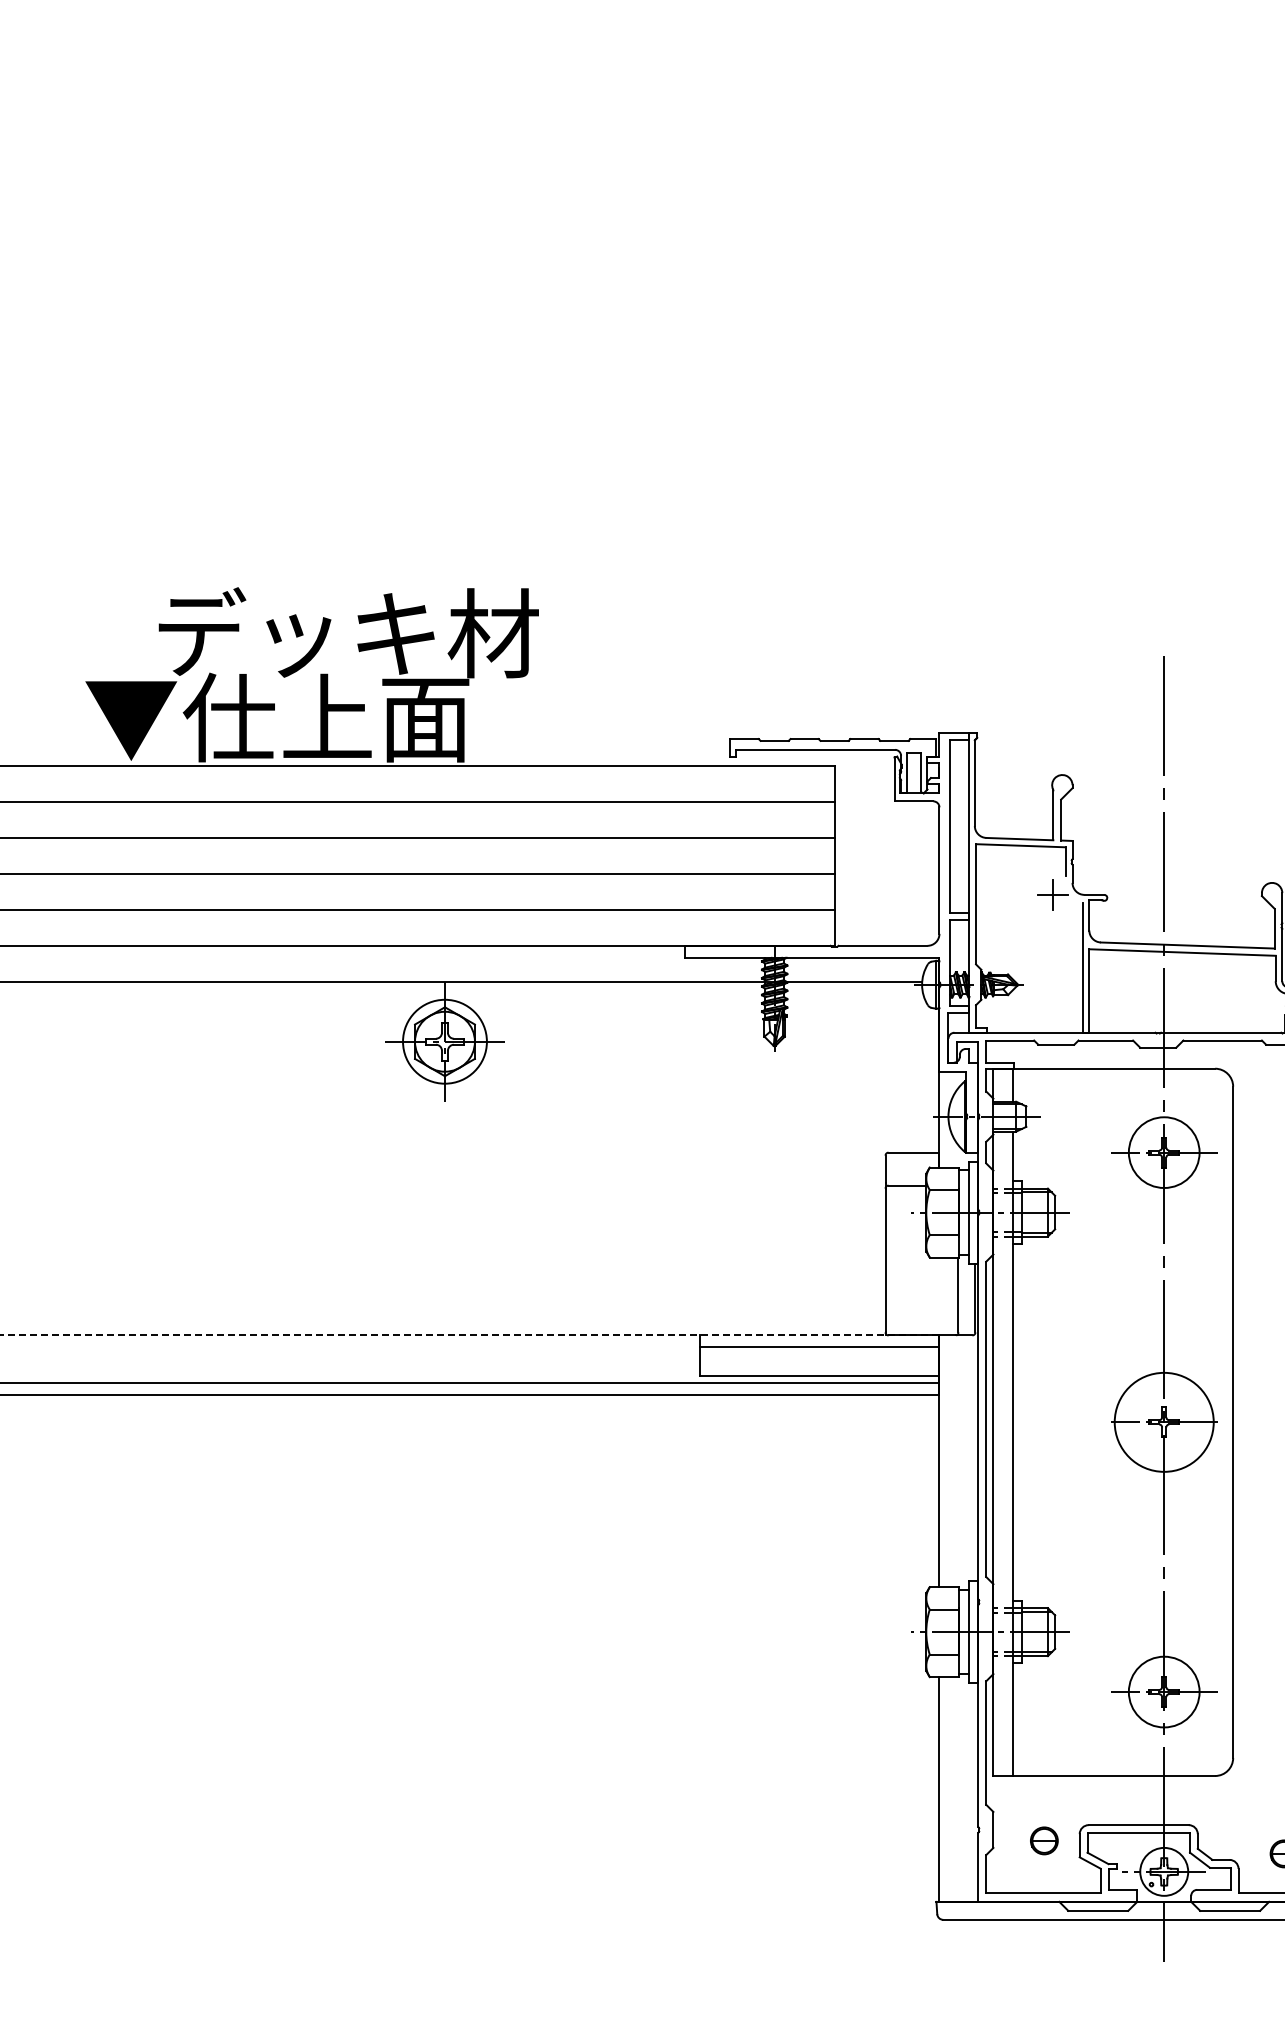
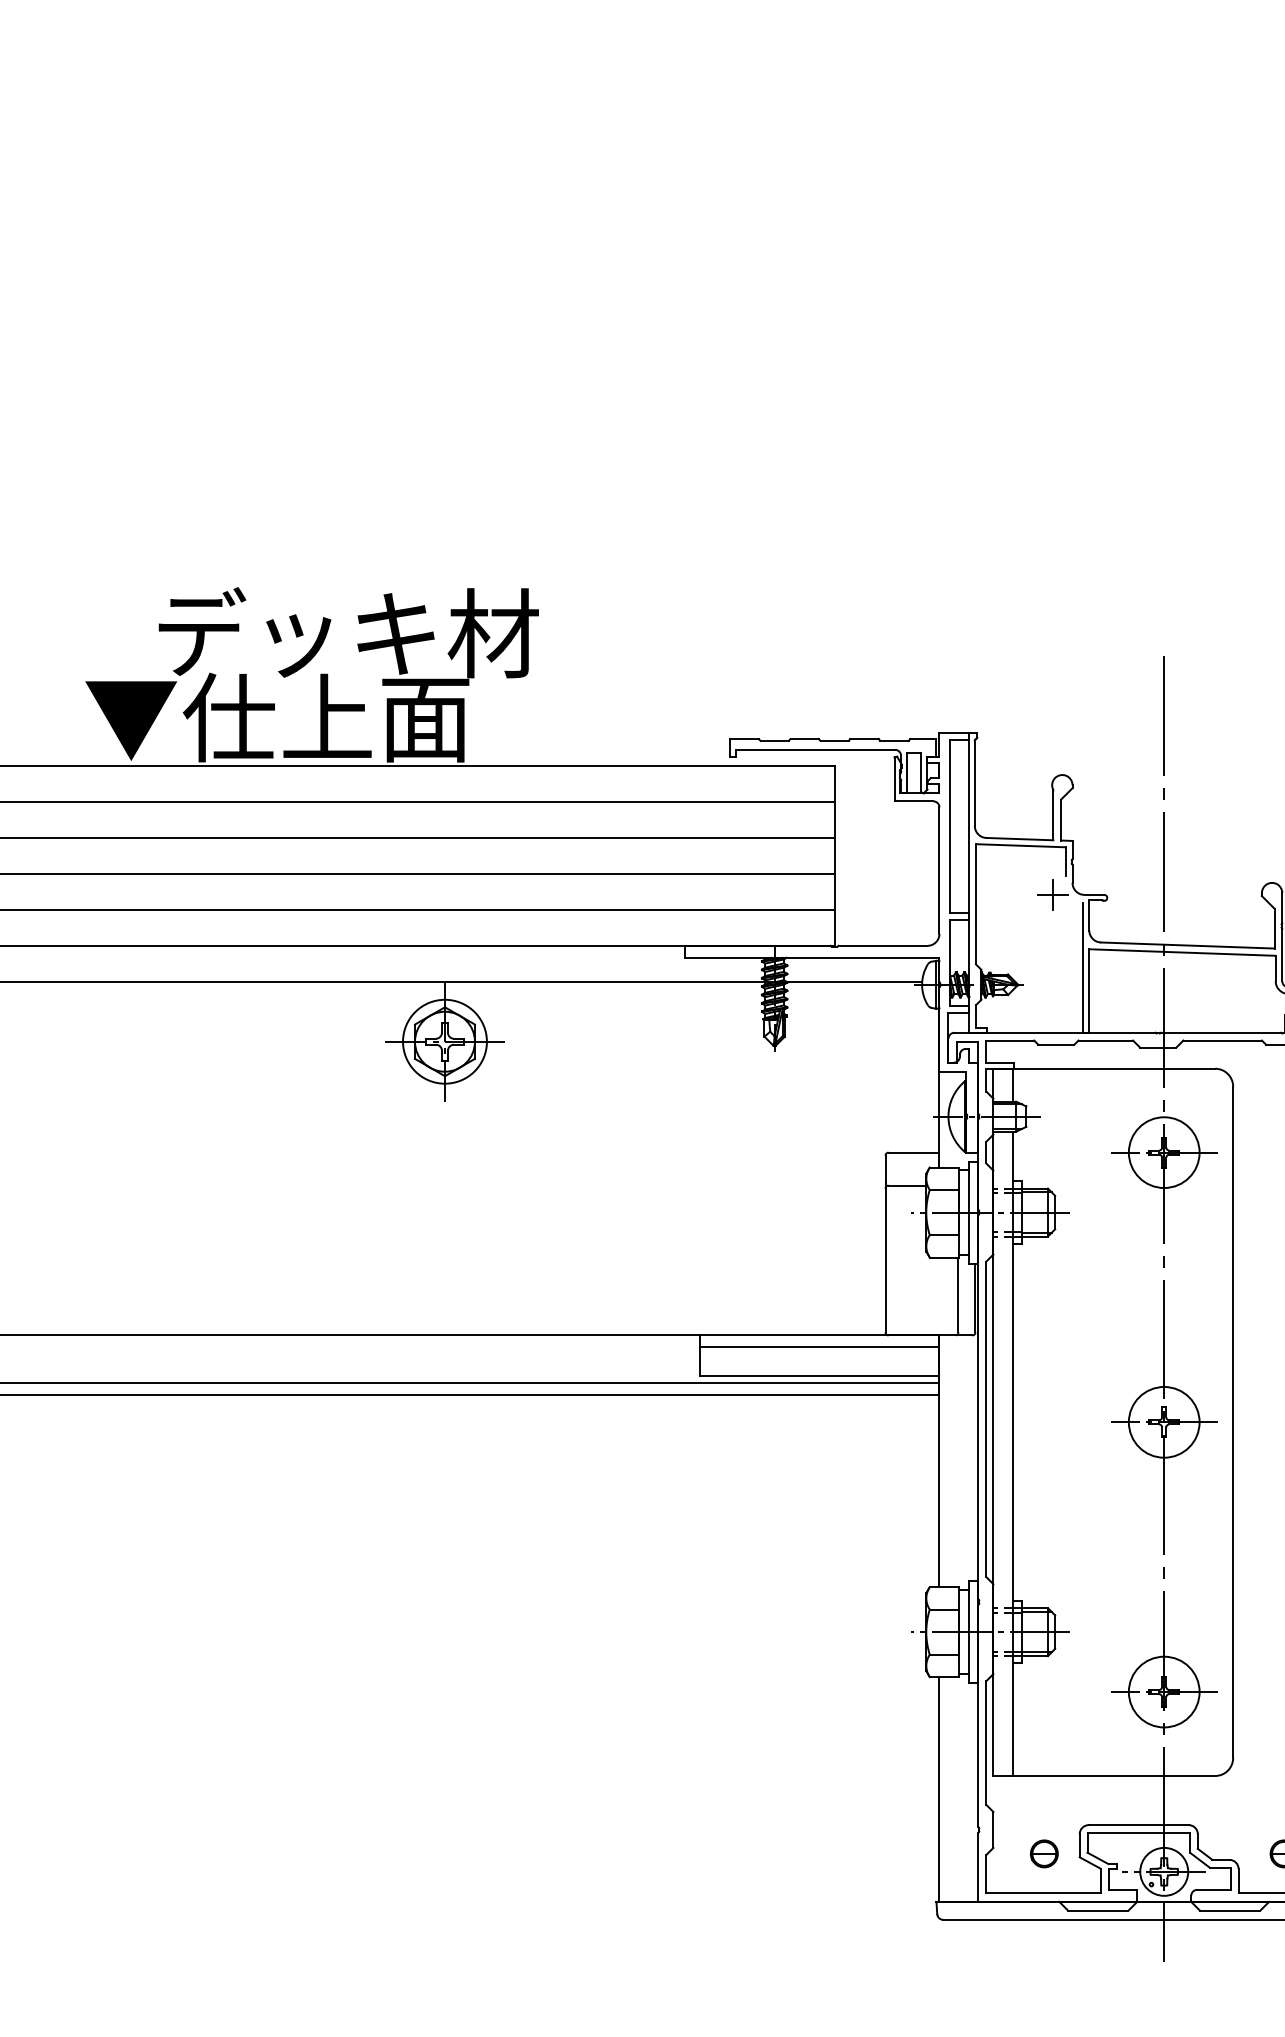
line: dashed -> solid (469, 1335)
circle diameter: 99 px -> 71 px (1163, 1422)
part position: (1044, 1840) -> (1044, 1853) (1044, 1853)
